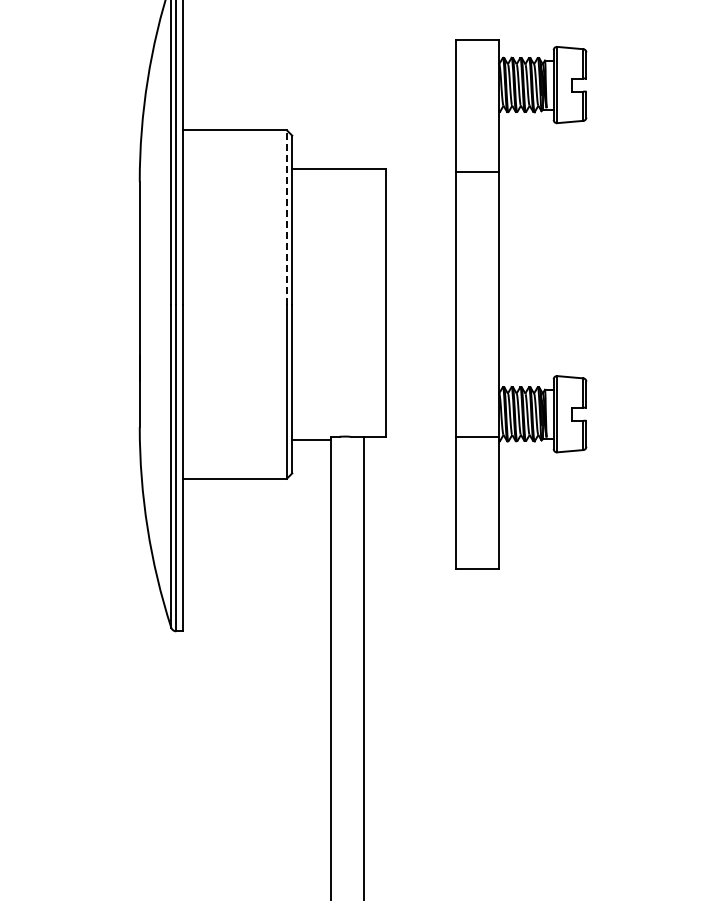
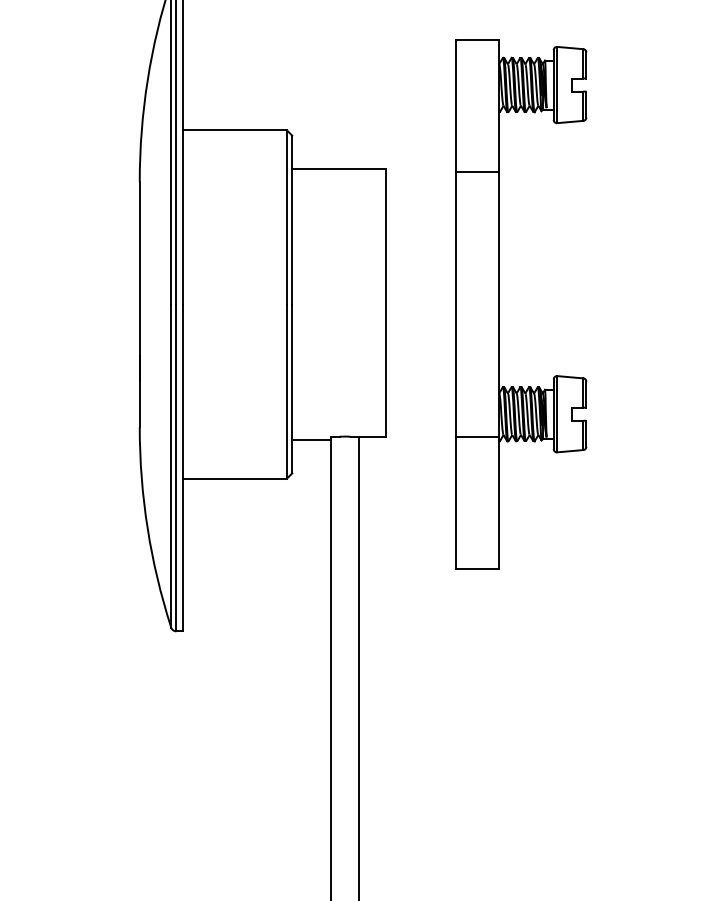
line: dashed -> solid (286, 216)
line position: (364, 666) -> (359, 666) (359, 666)
